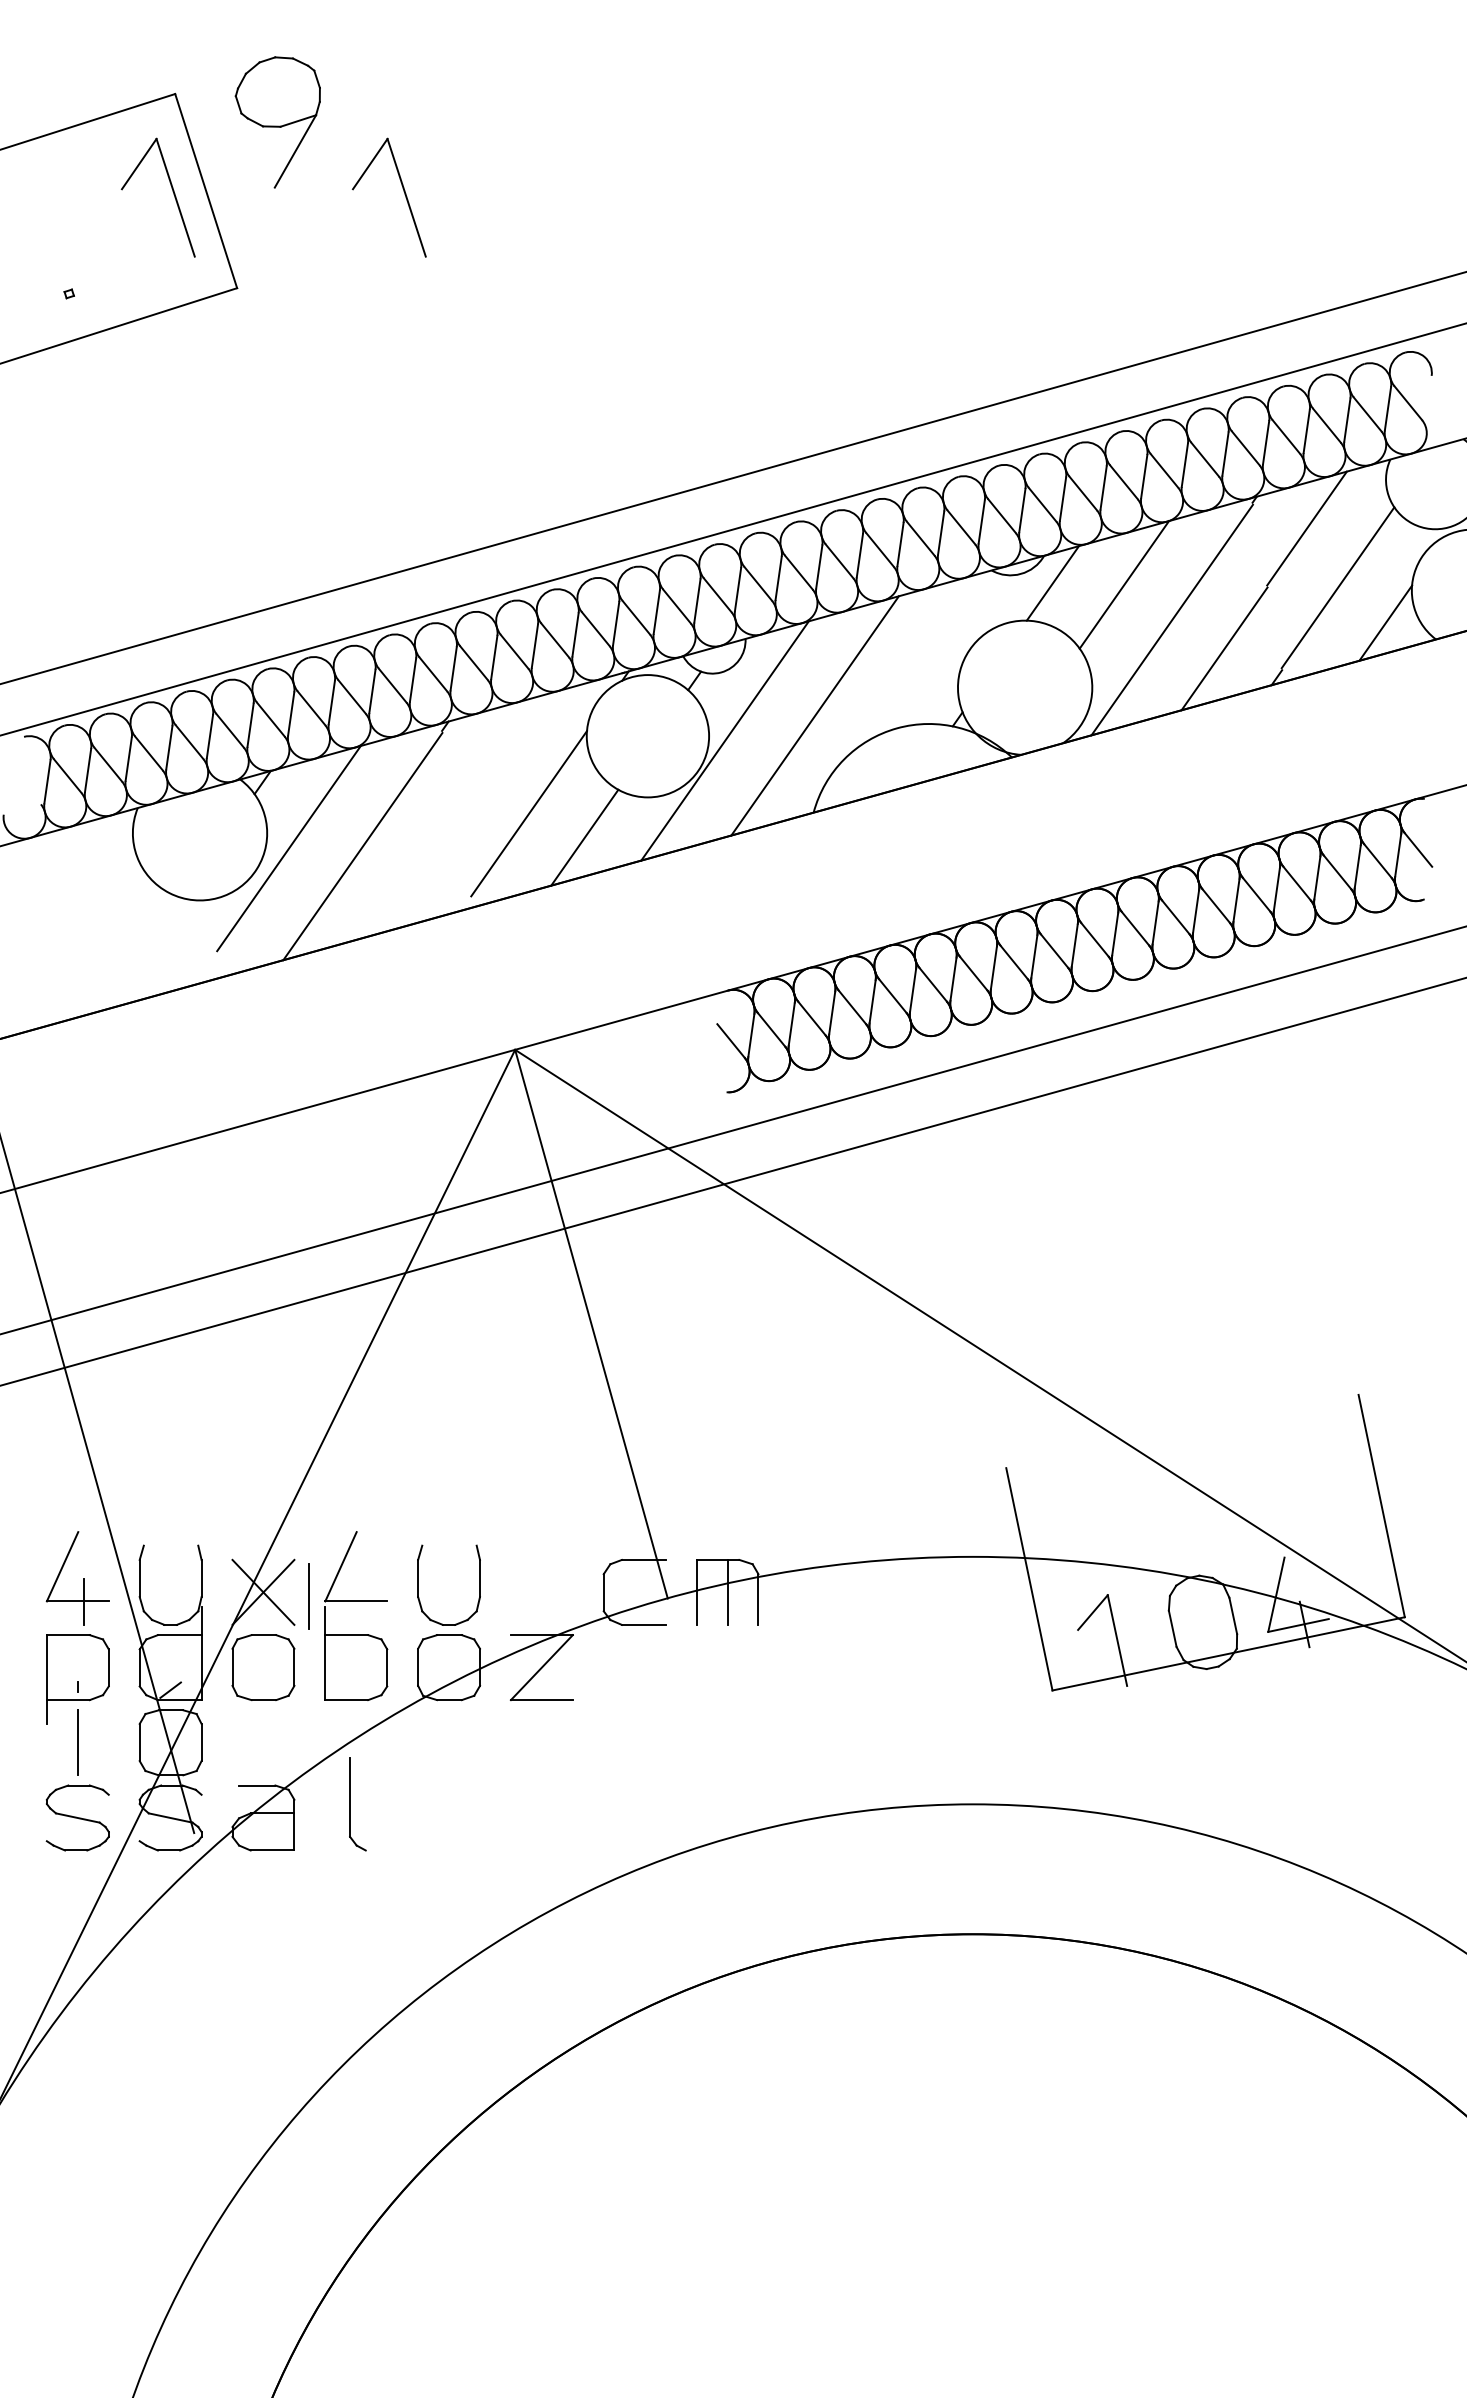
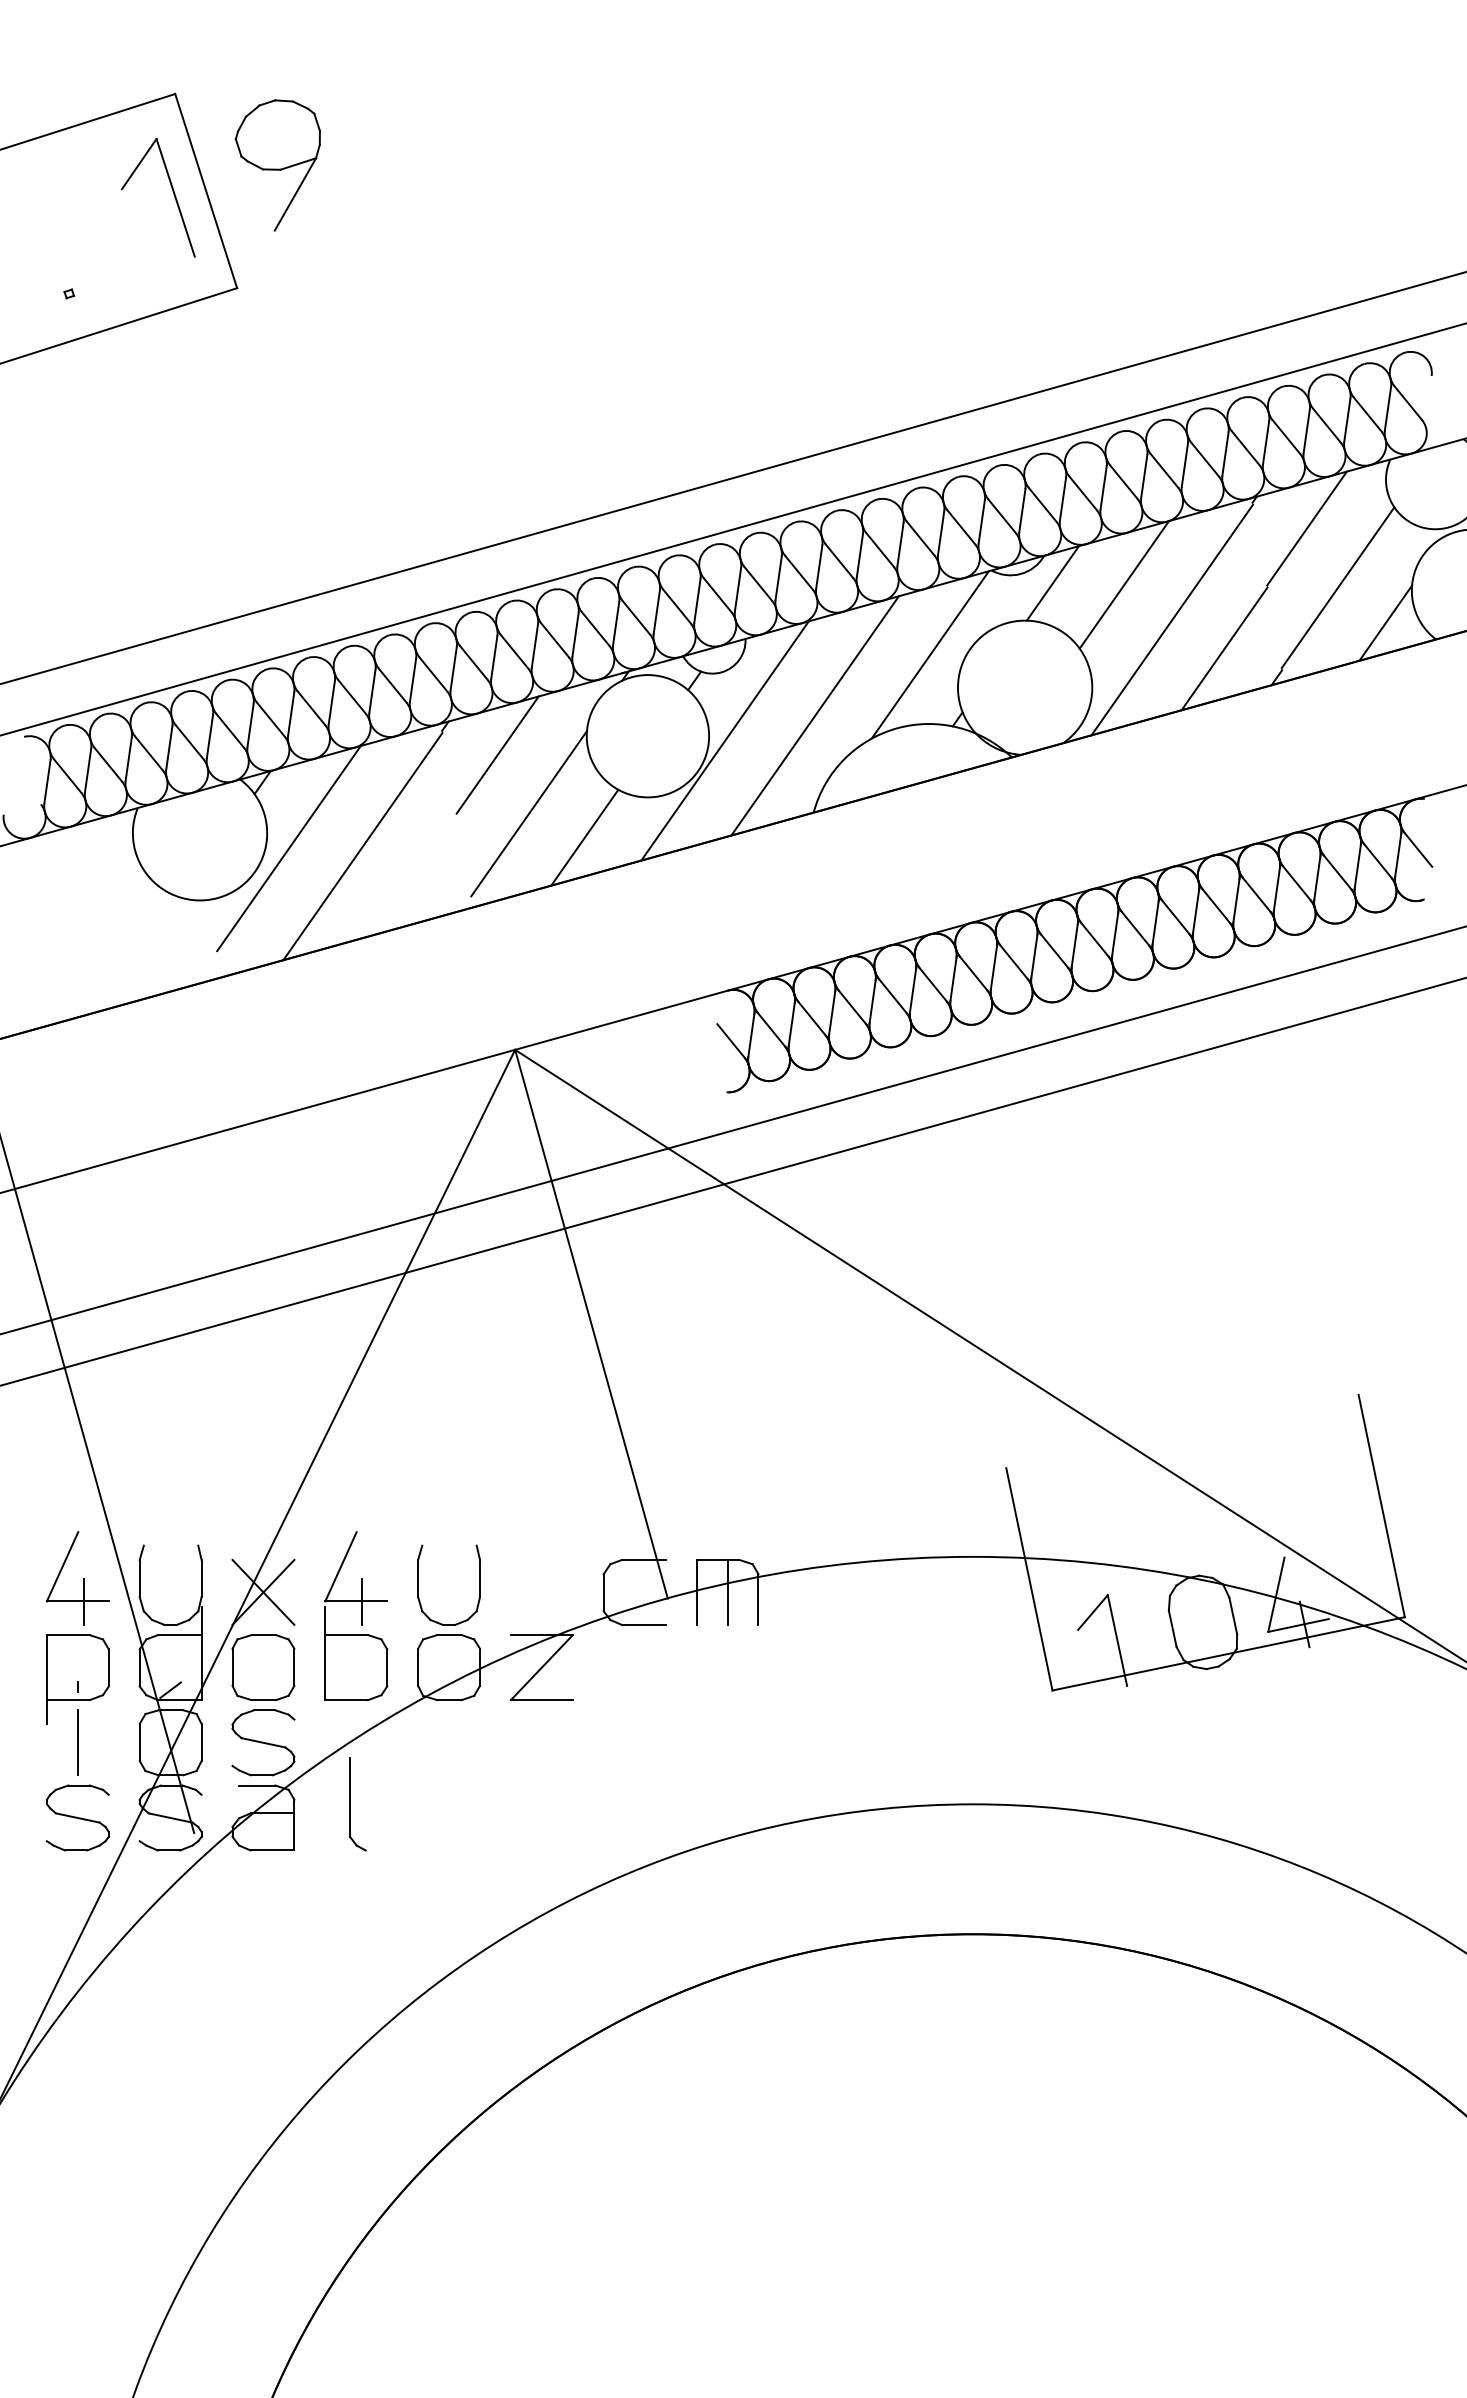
part position: (277, 122) -> (277, 165) (277, 165)
part: present -> none (403, 191)
line: none -> present (929, 654)
line: none -> present (497, 754)
line: present -> none (308, 1596)
line: none -> present (362, 1601)
part: none -> present (263, 1742)
